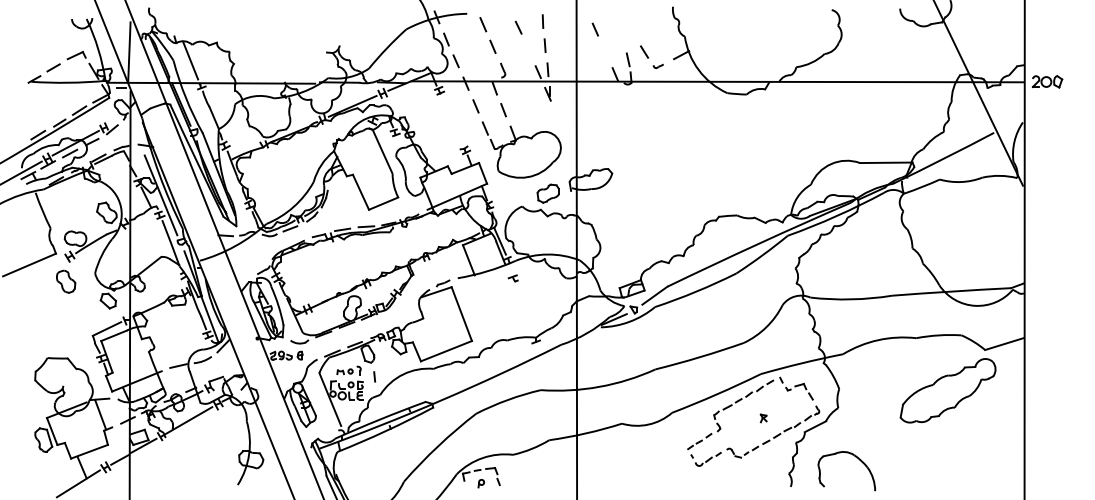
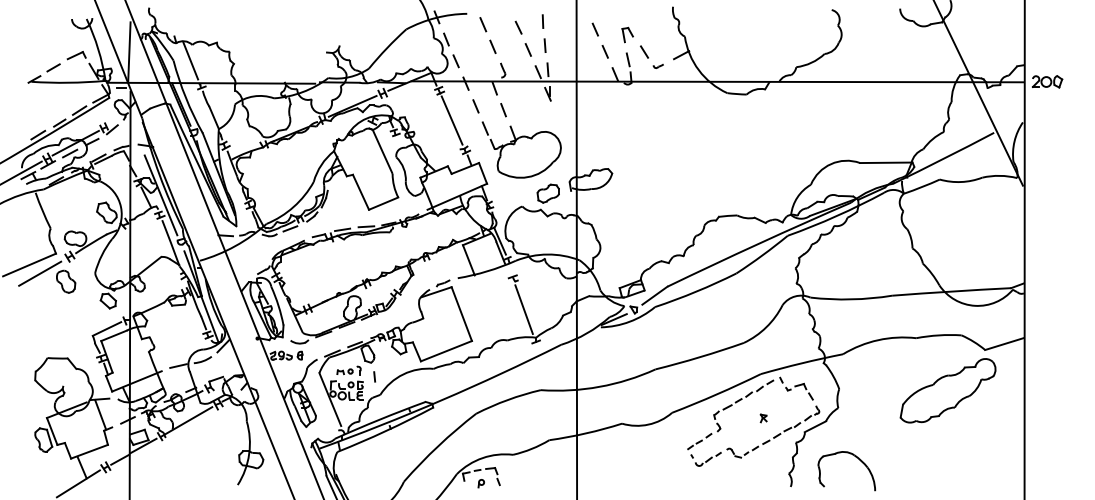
part: none -> present (627, 34)
line: none -> present (527, 49)
line: none -> present (604, 51)
line: none -> present (451, 120)
line: none -> present (40, 273)
line: none -> present (523, 309)
